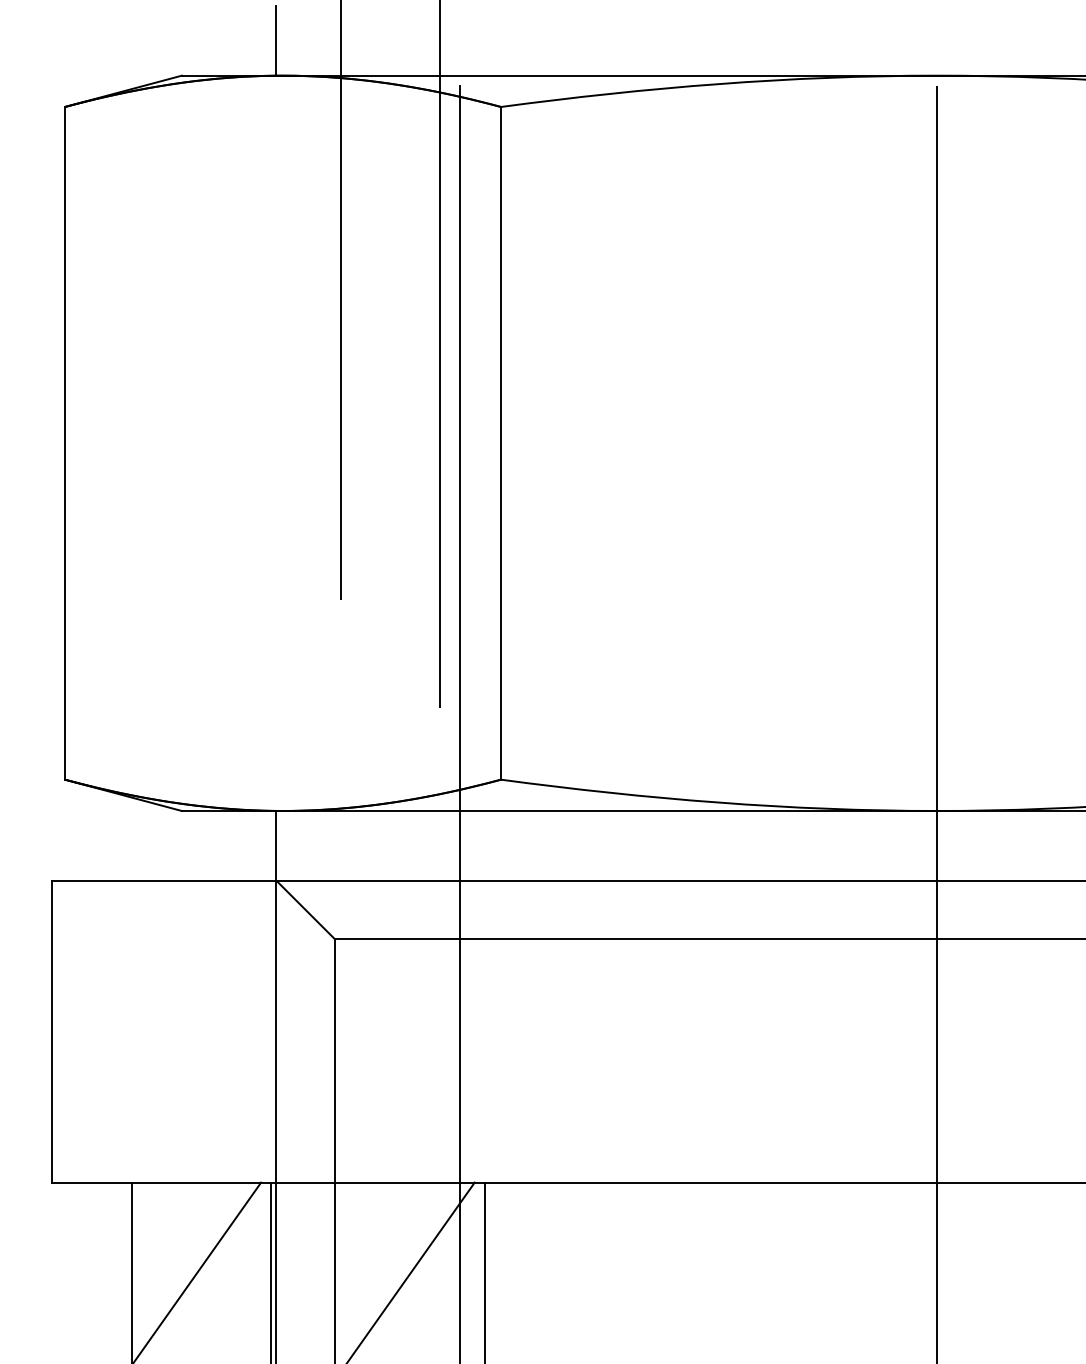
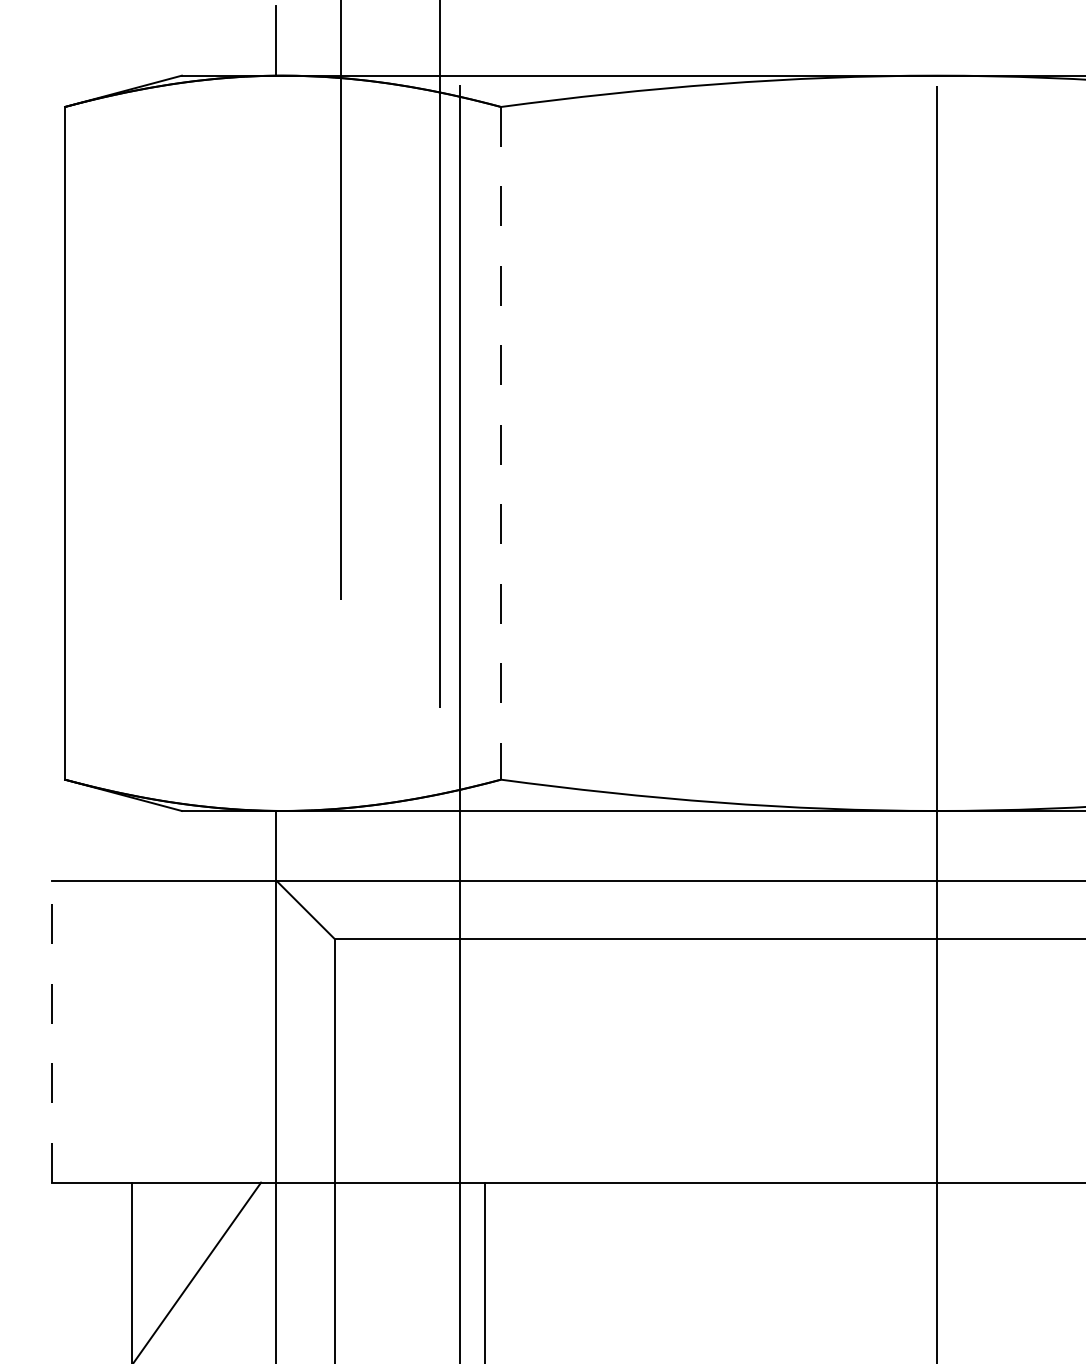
line: solid -> dashed (501, 443)
line: solid -> dashed (51, 1031)
line: present -> none (271, 1271)
line: present -> none (411, 1271)
